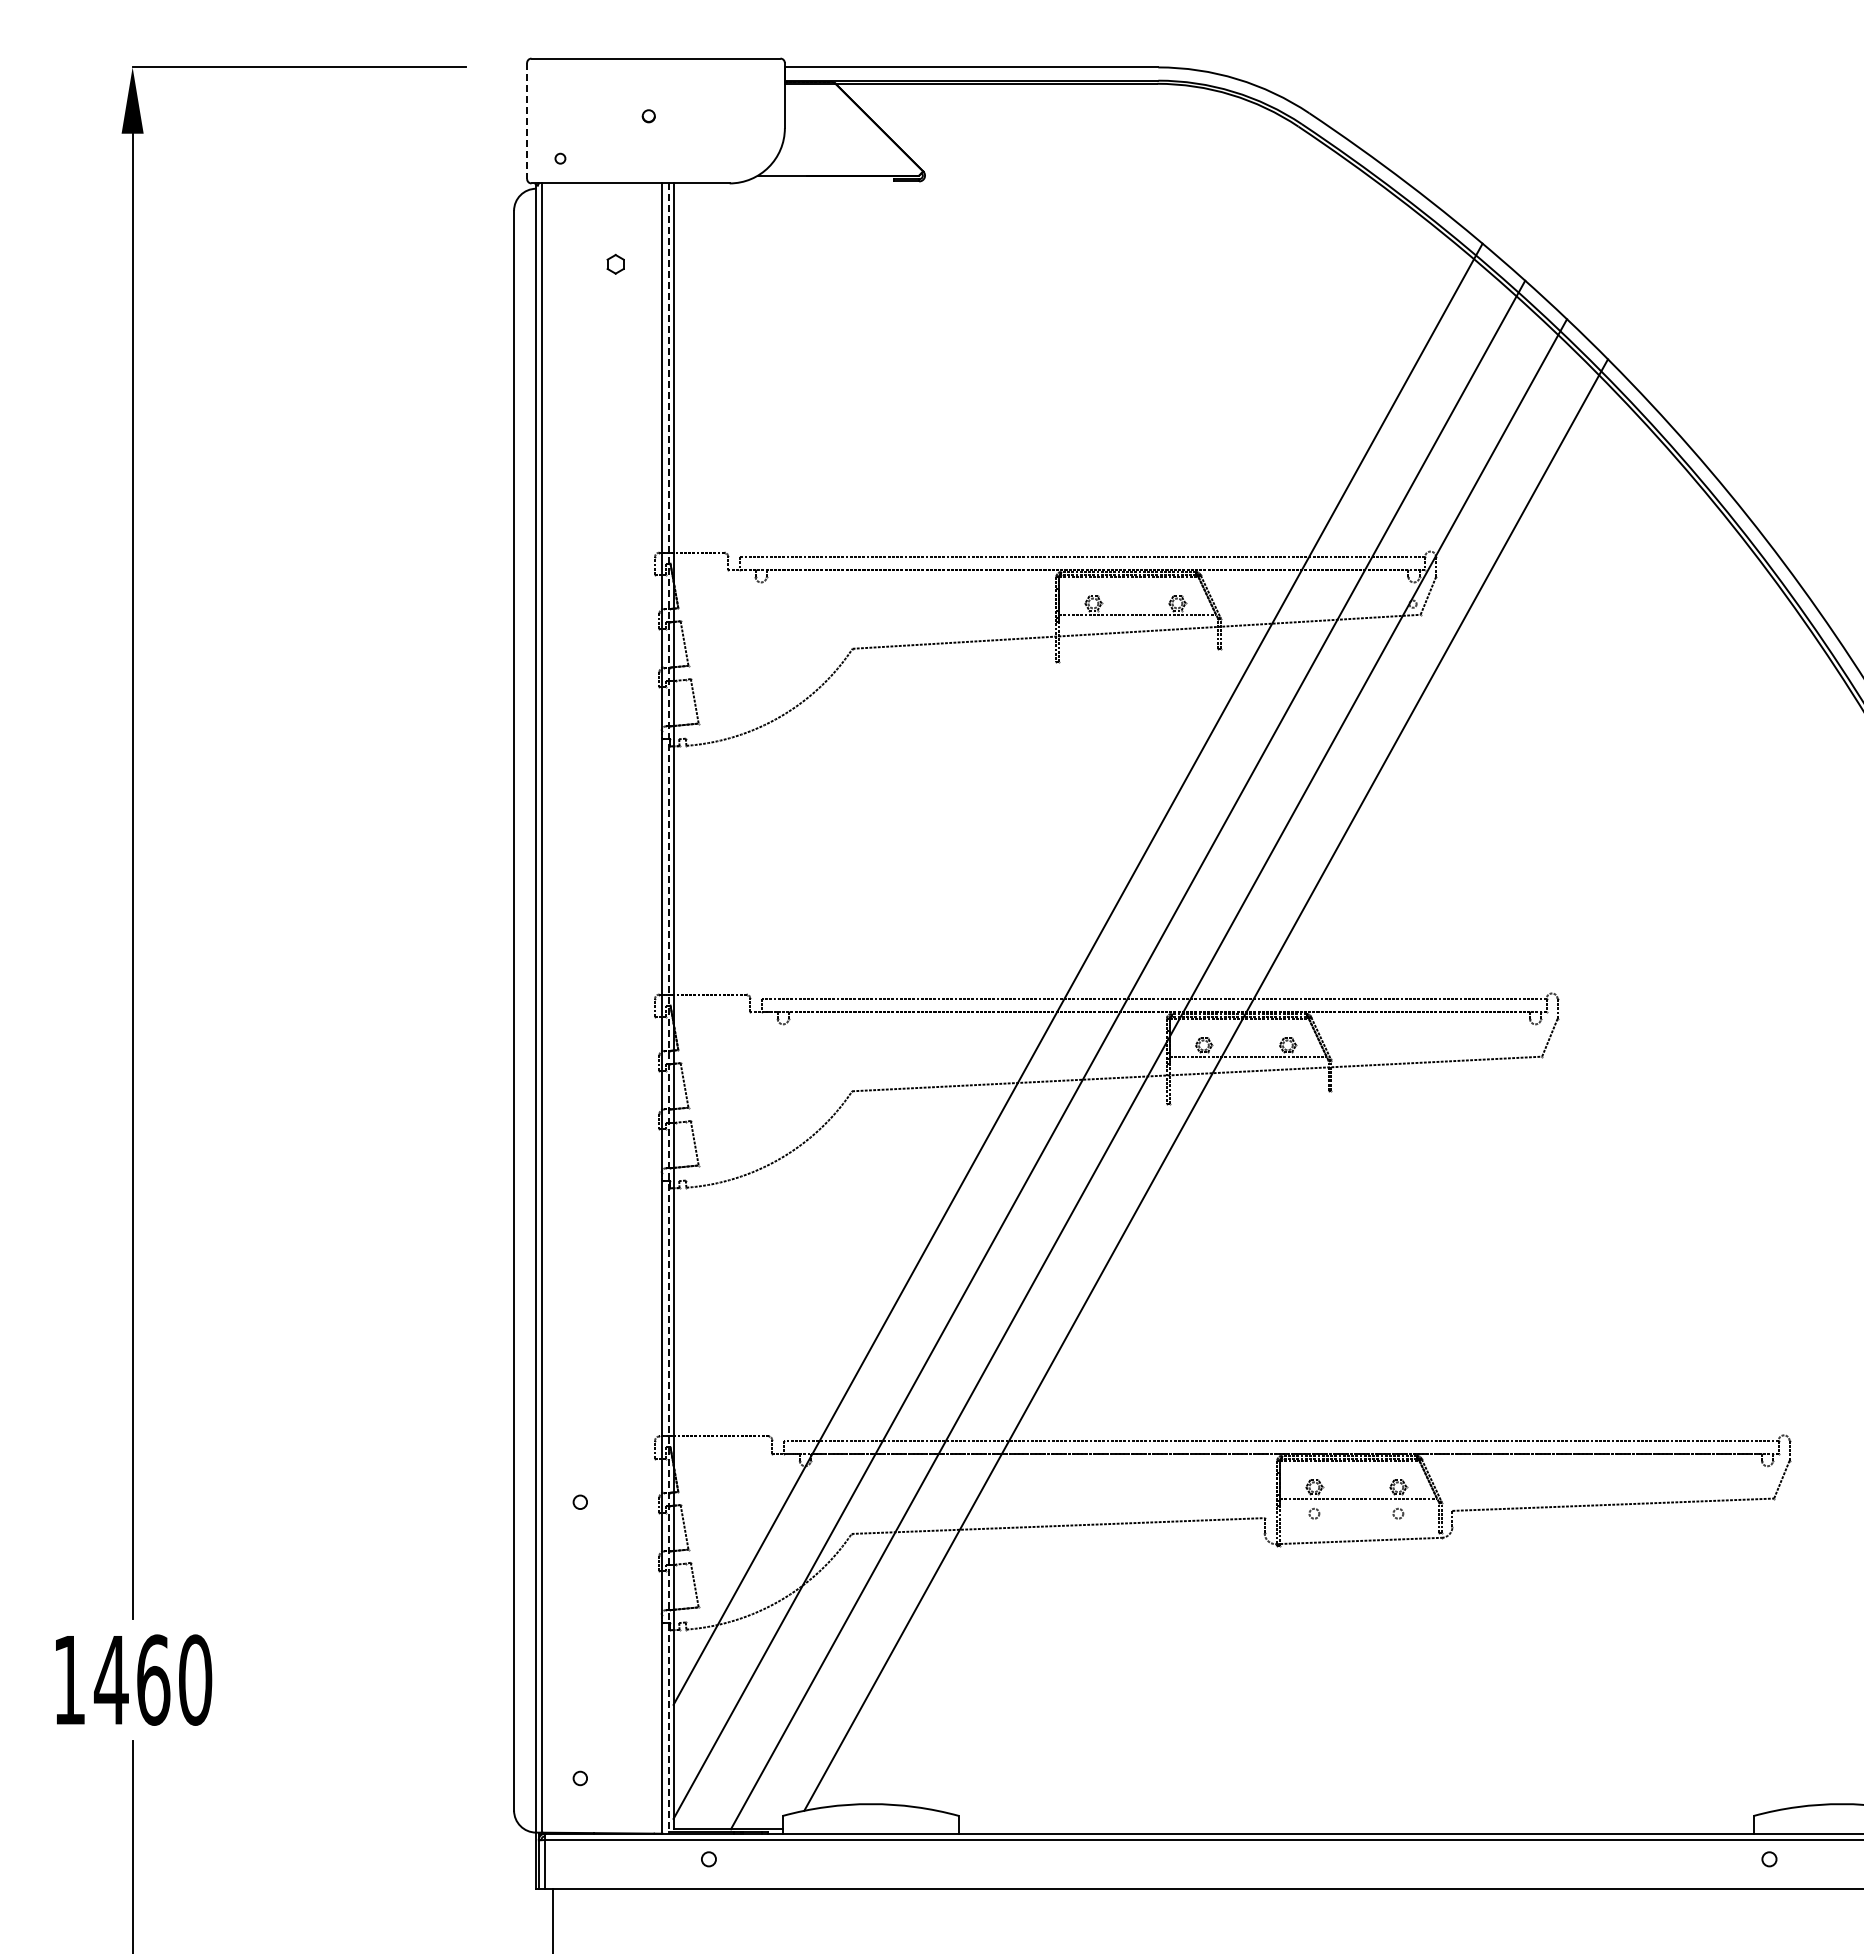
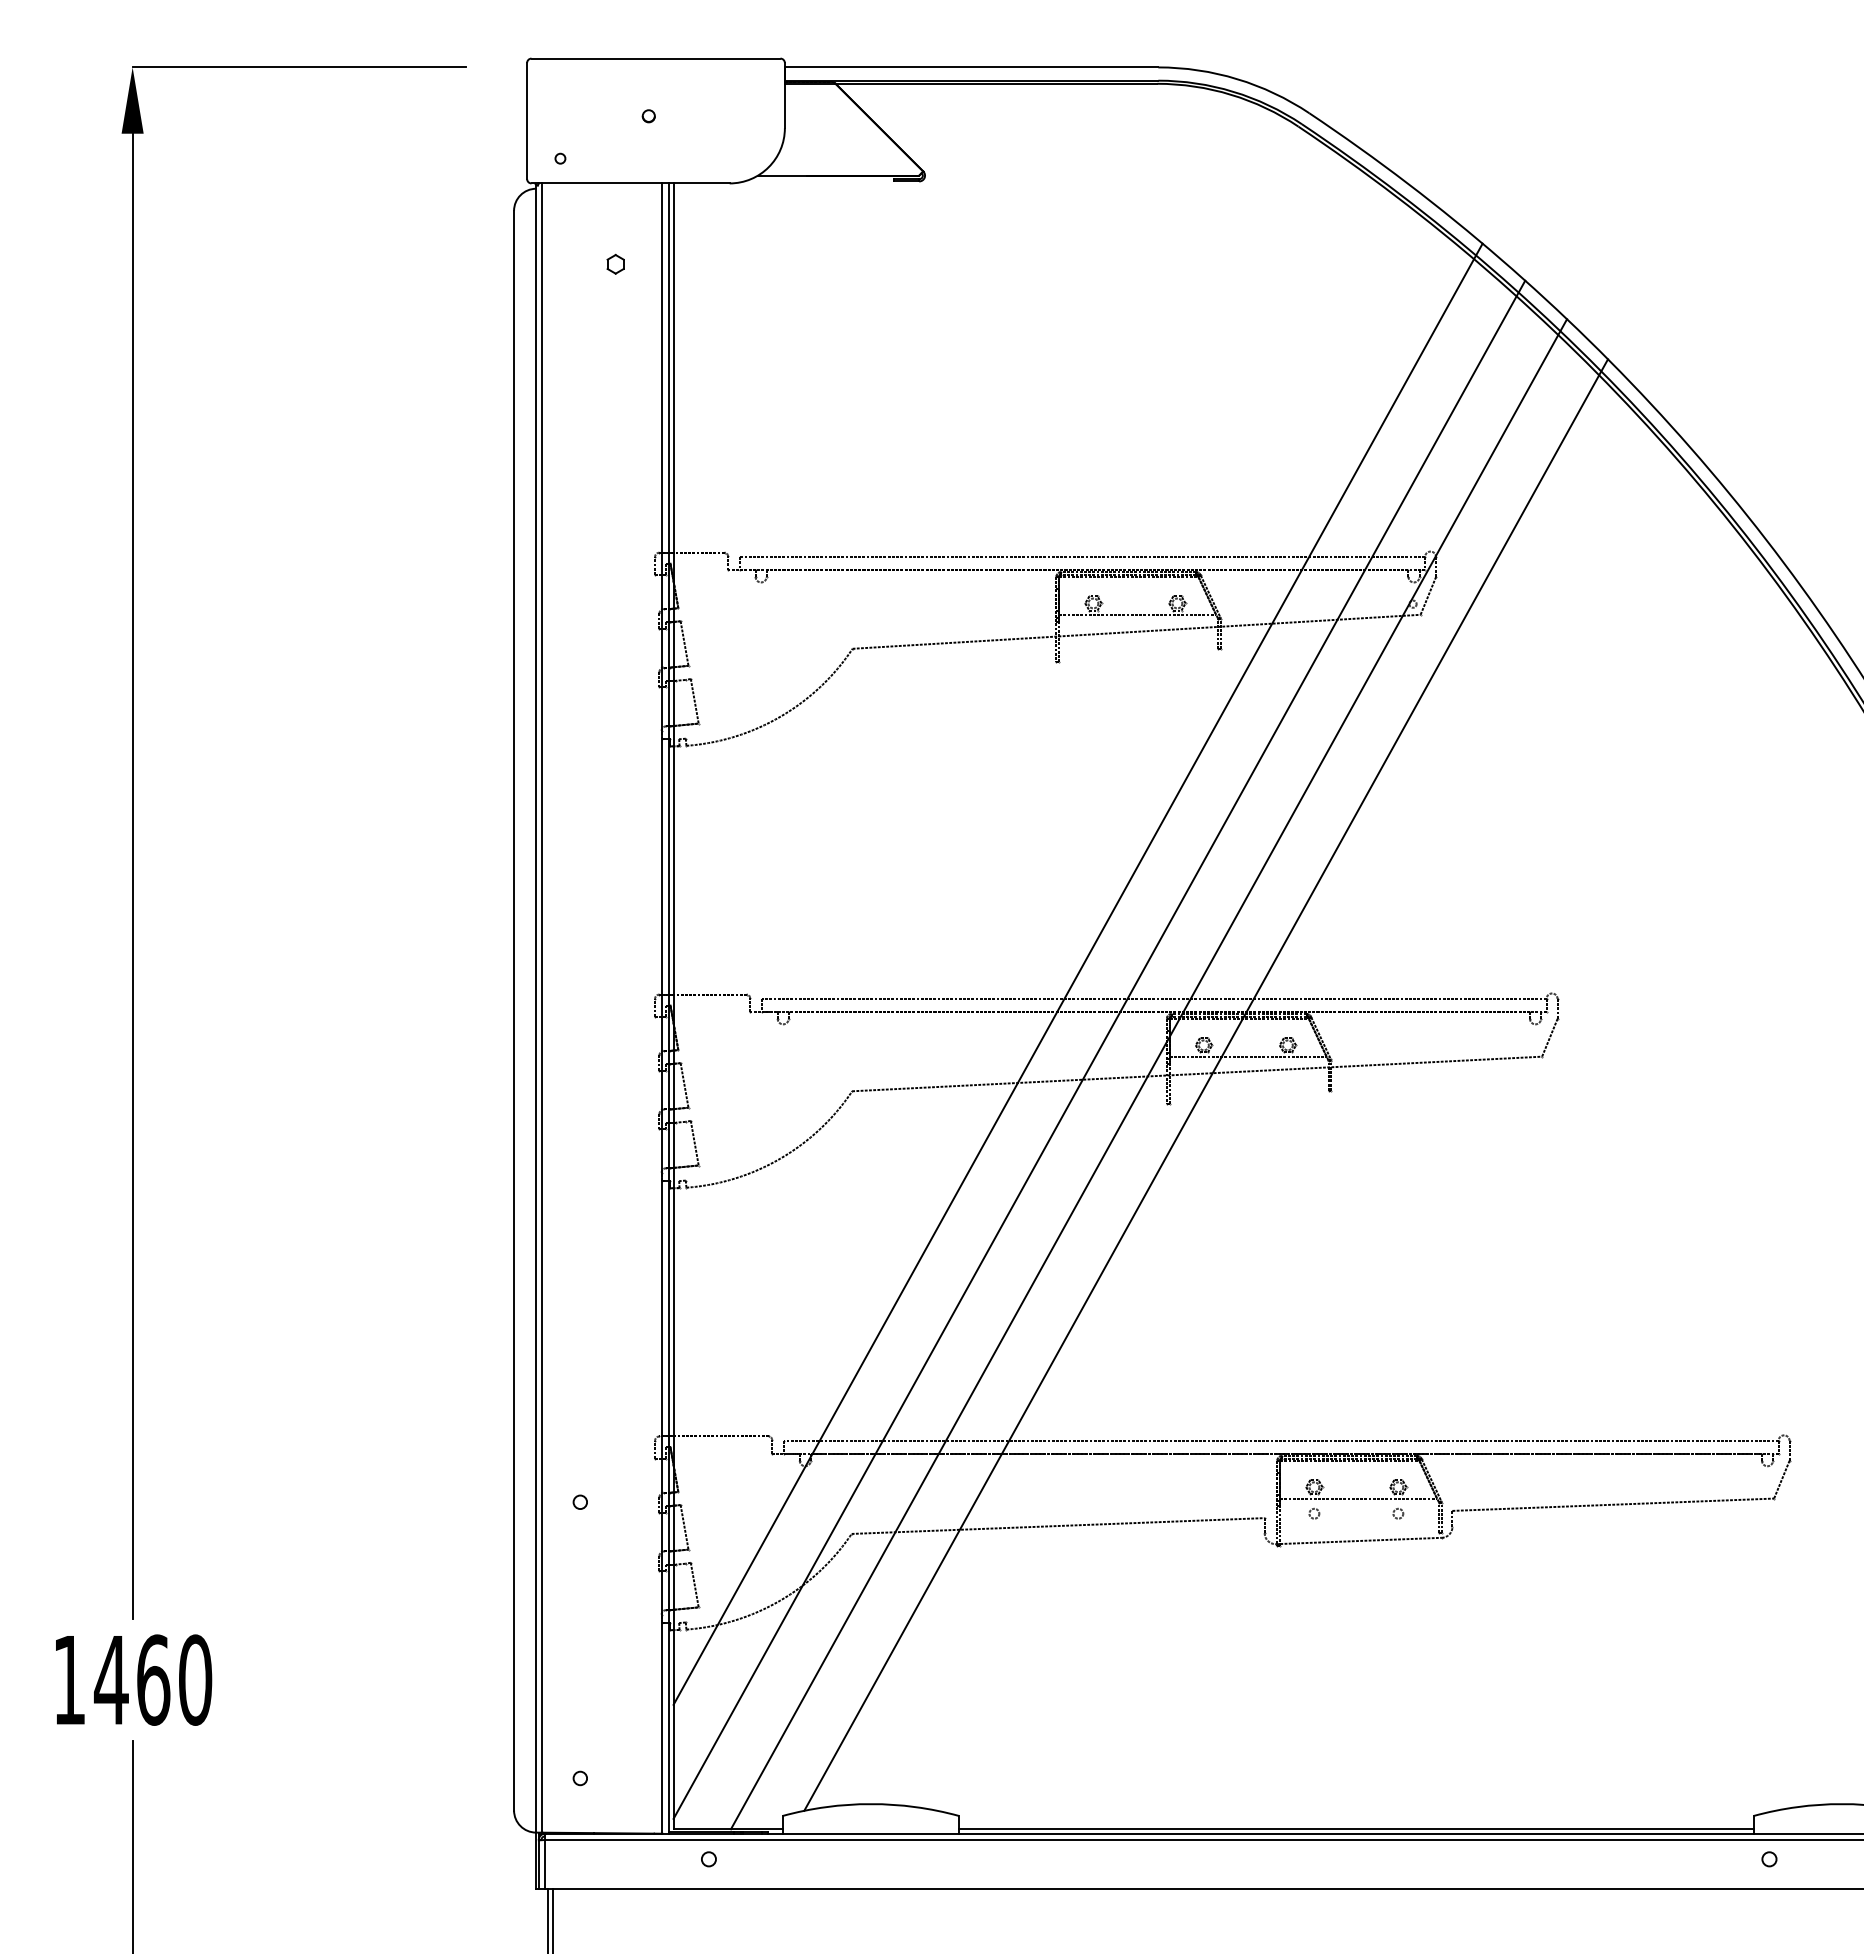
line: dashed -> solid (527, 121)
line: dashed -> solid (668, 1009)
line: none -> present (1356, 1829)
line: none -> present (547, 1919)
